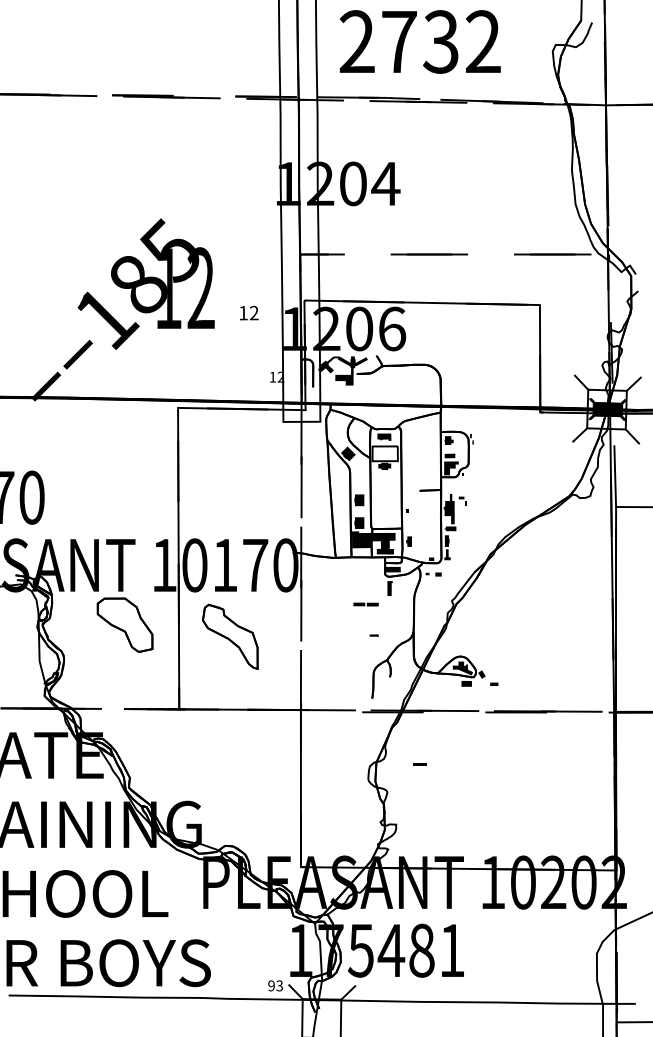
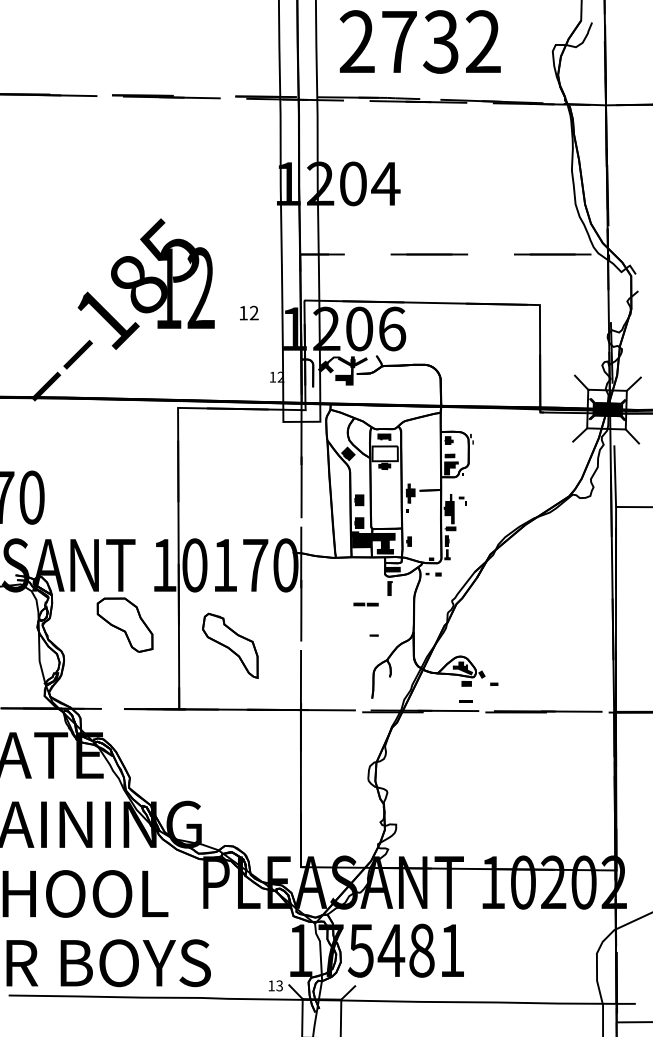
fill: none -> present (410, 493)
part position: (230, 636) -> (230, 645) (230, 645)
line position: (419, 764) -> (465, 701) (465, 701)
text: 93 -> 13 (271, 985)
